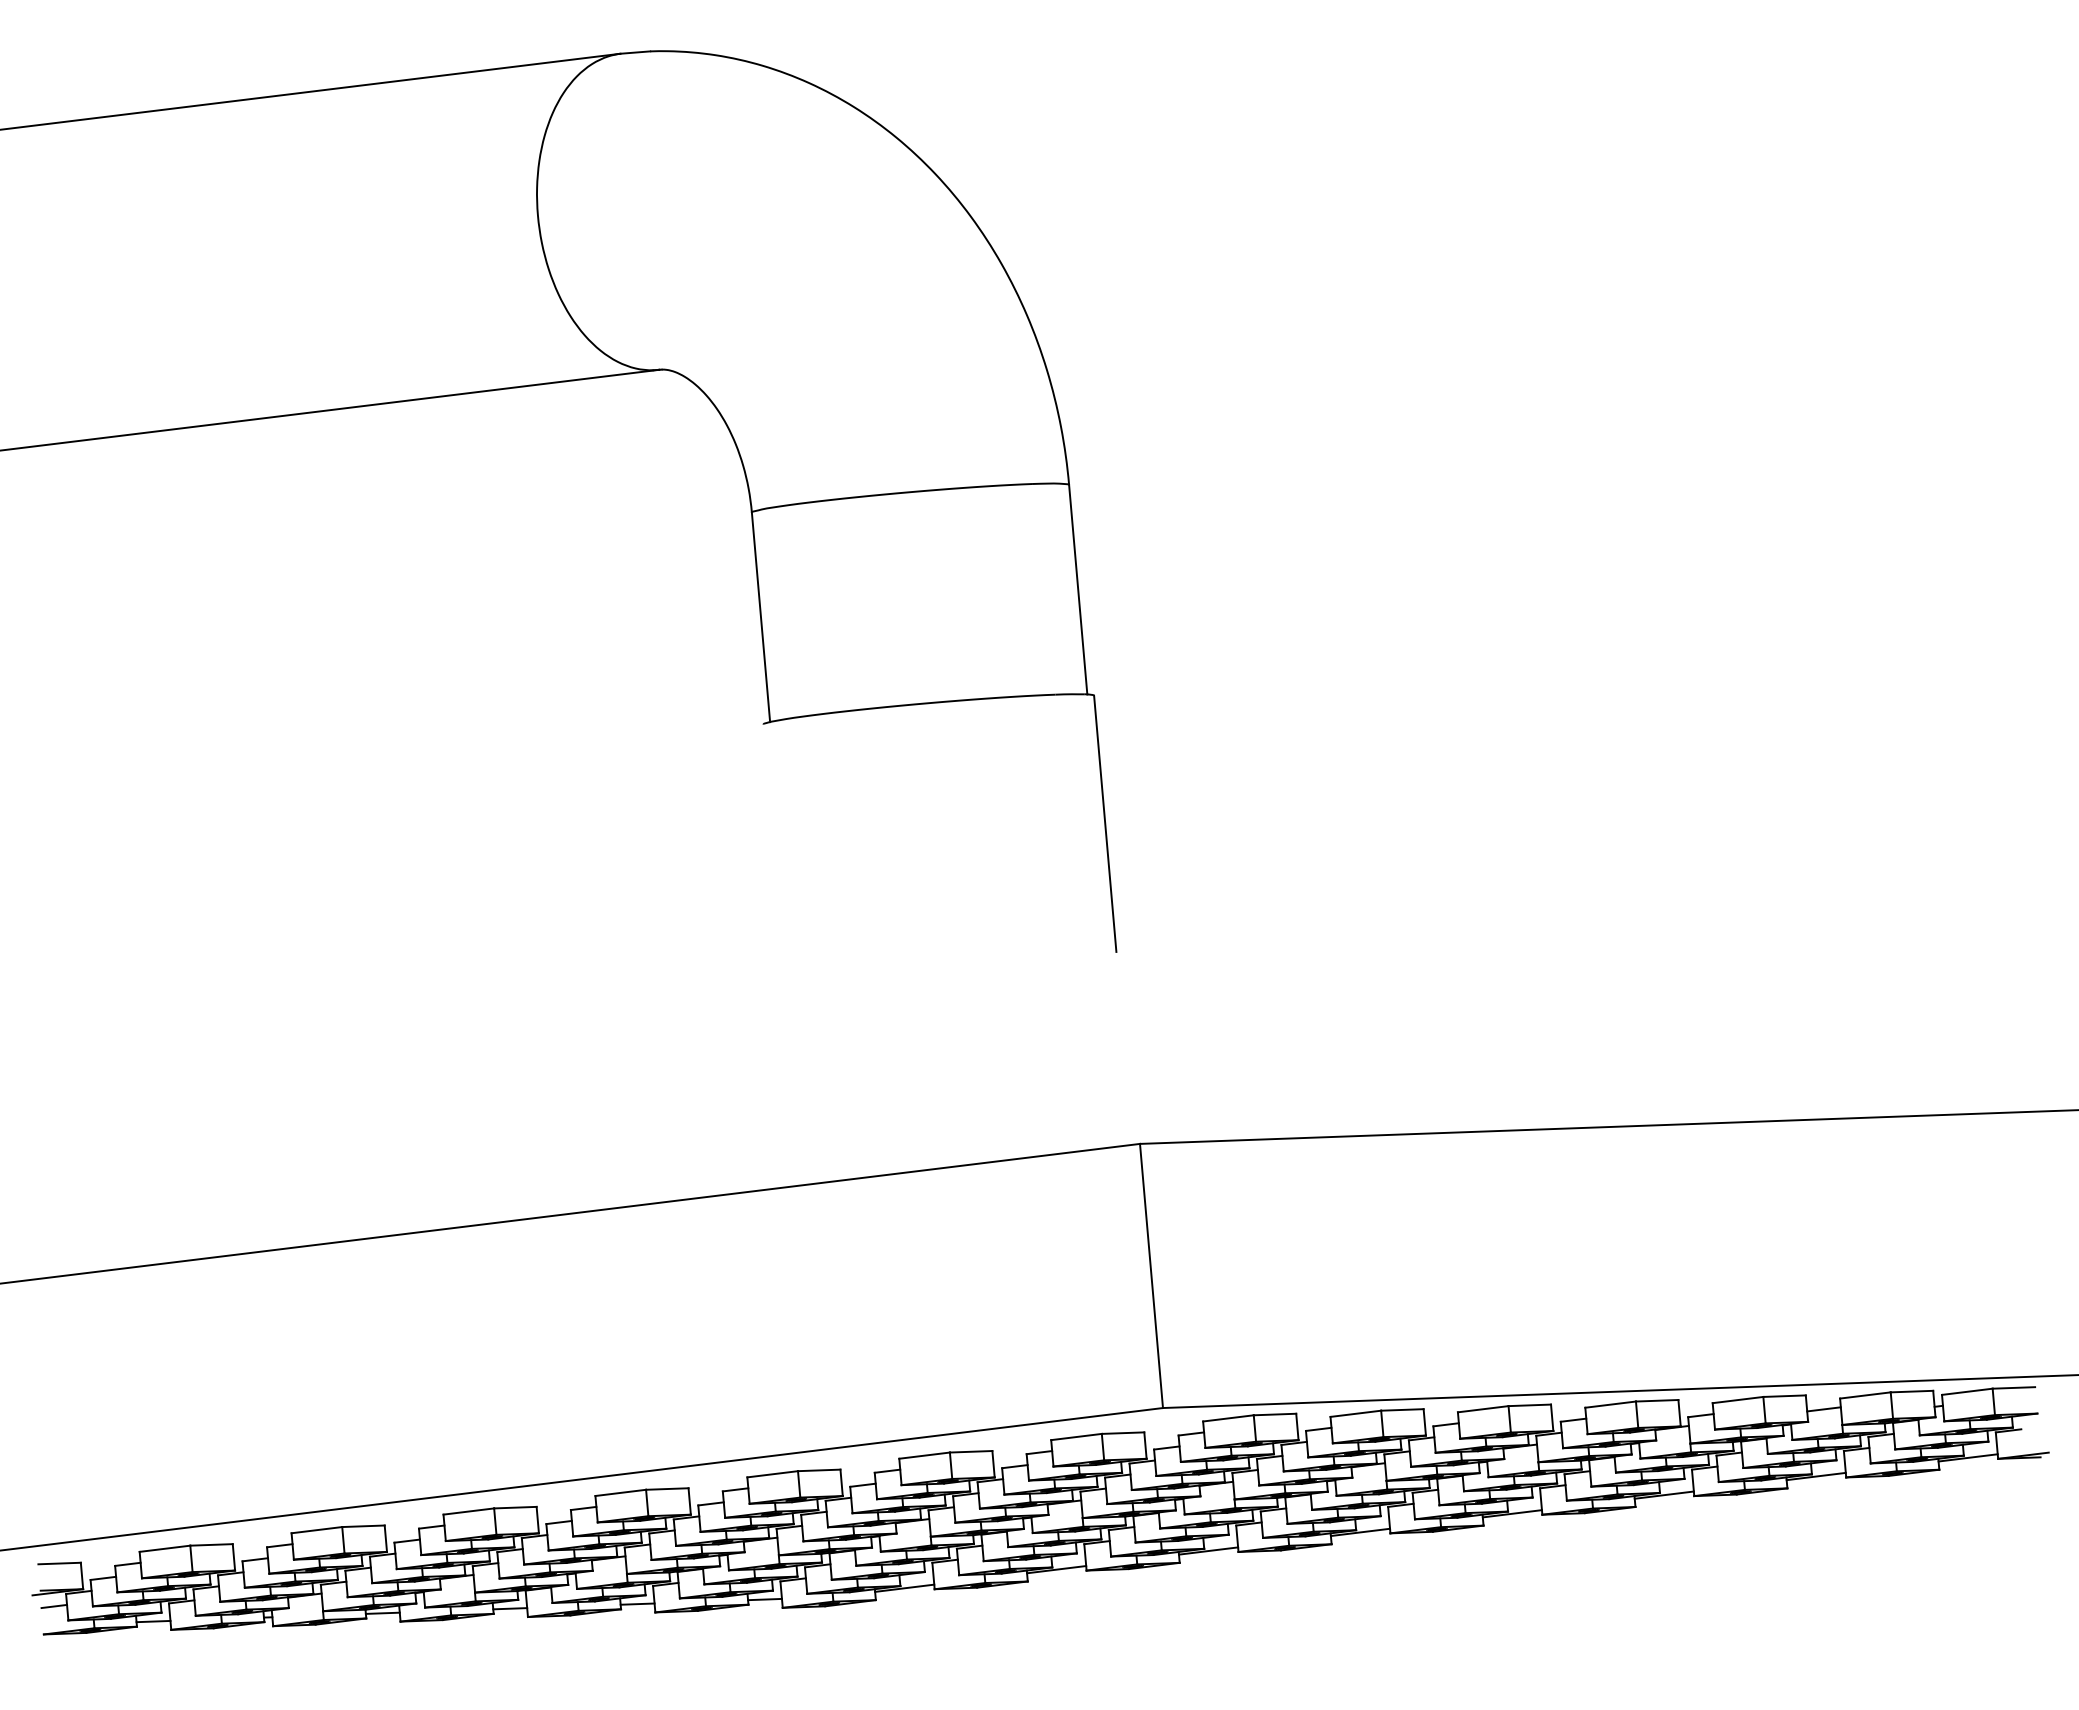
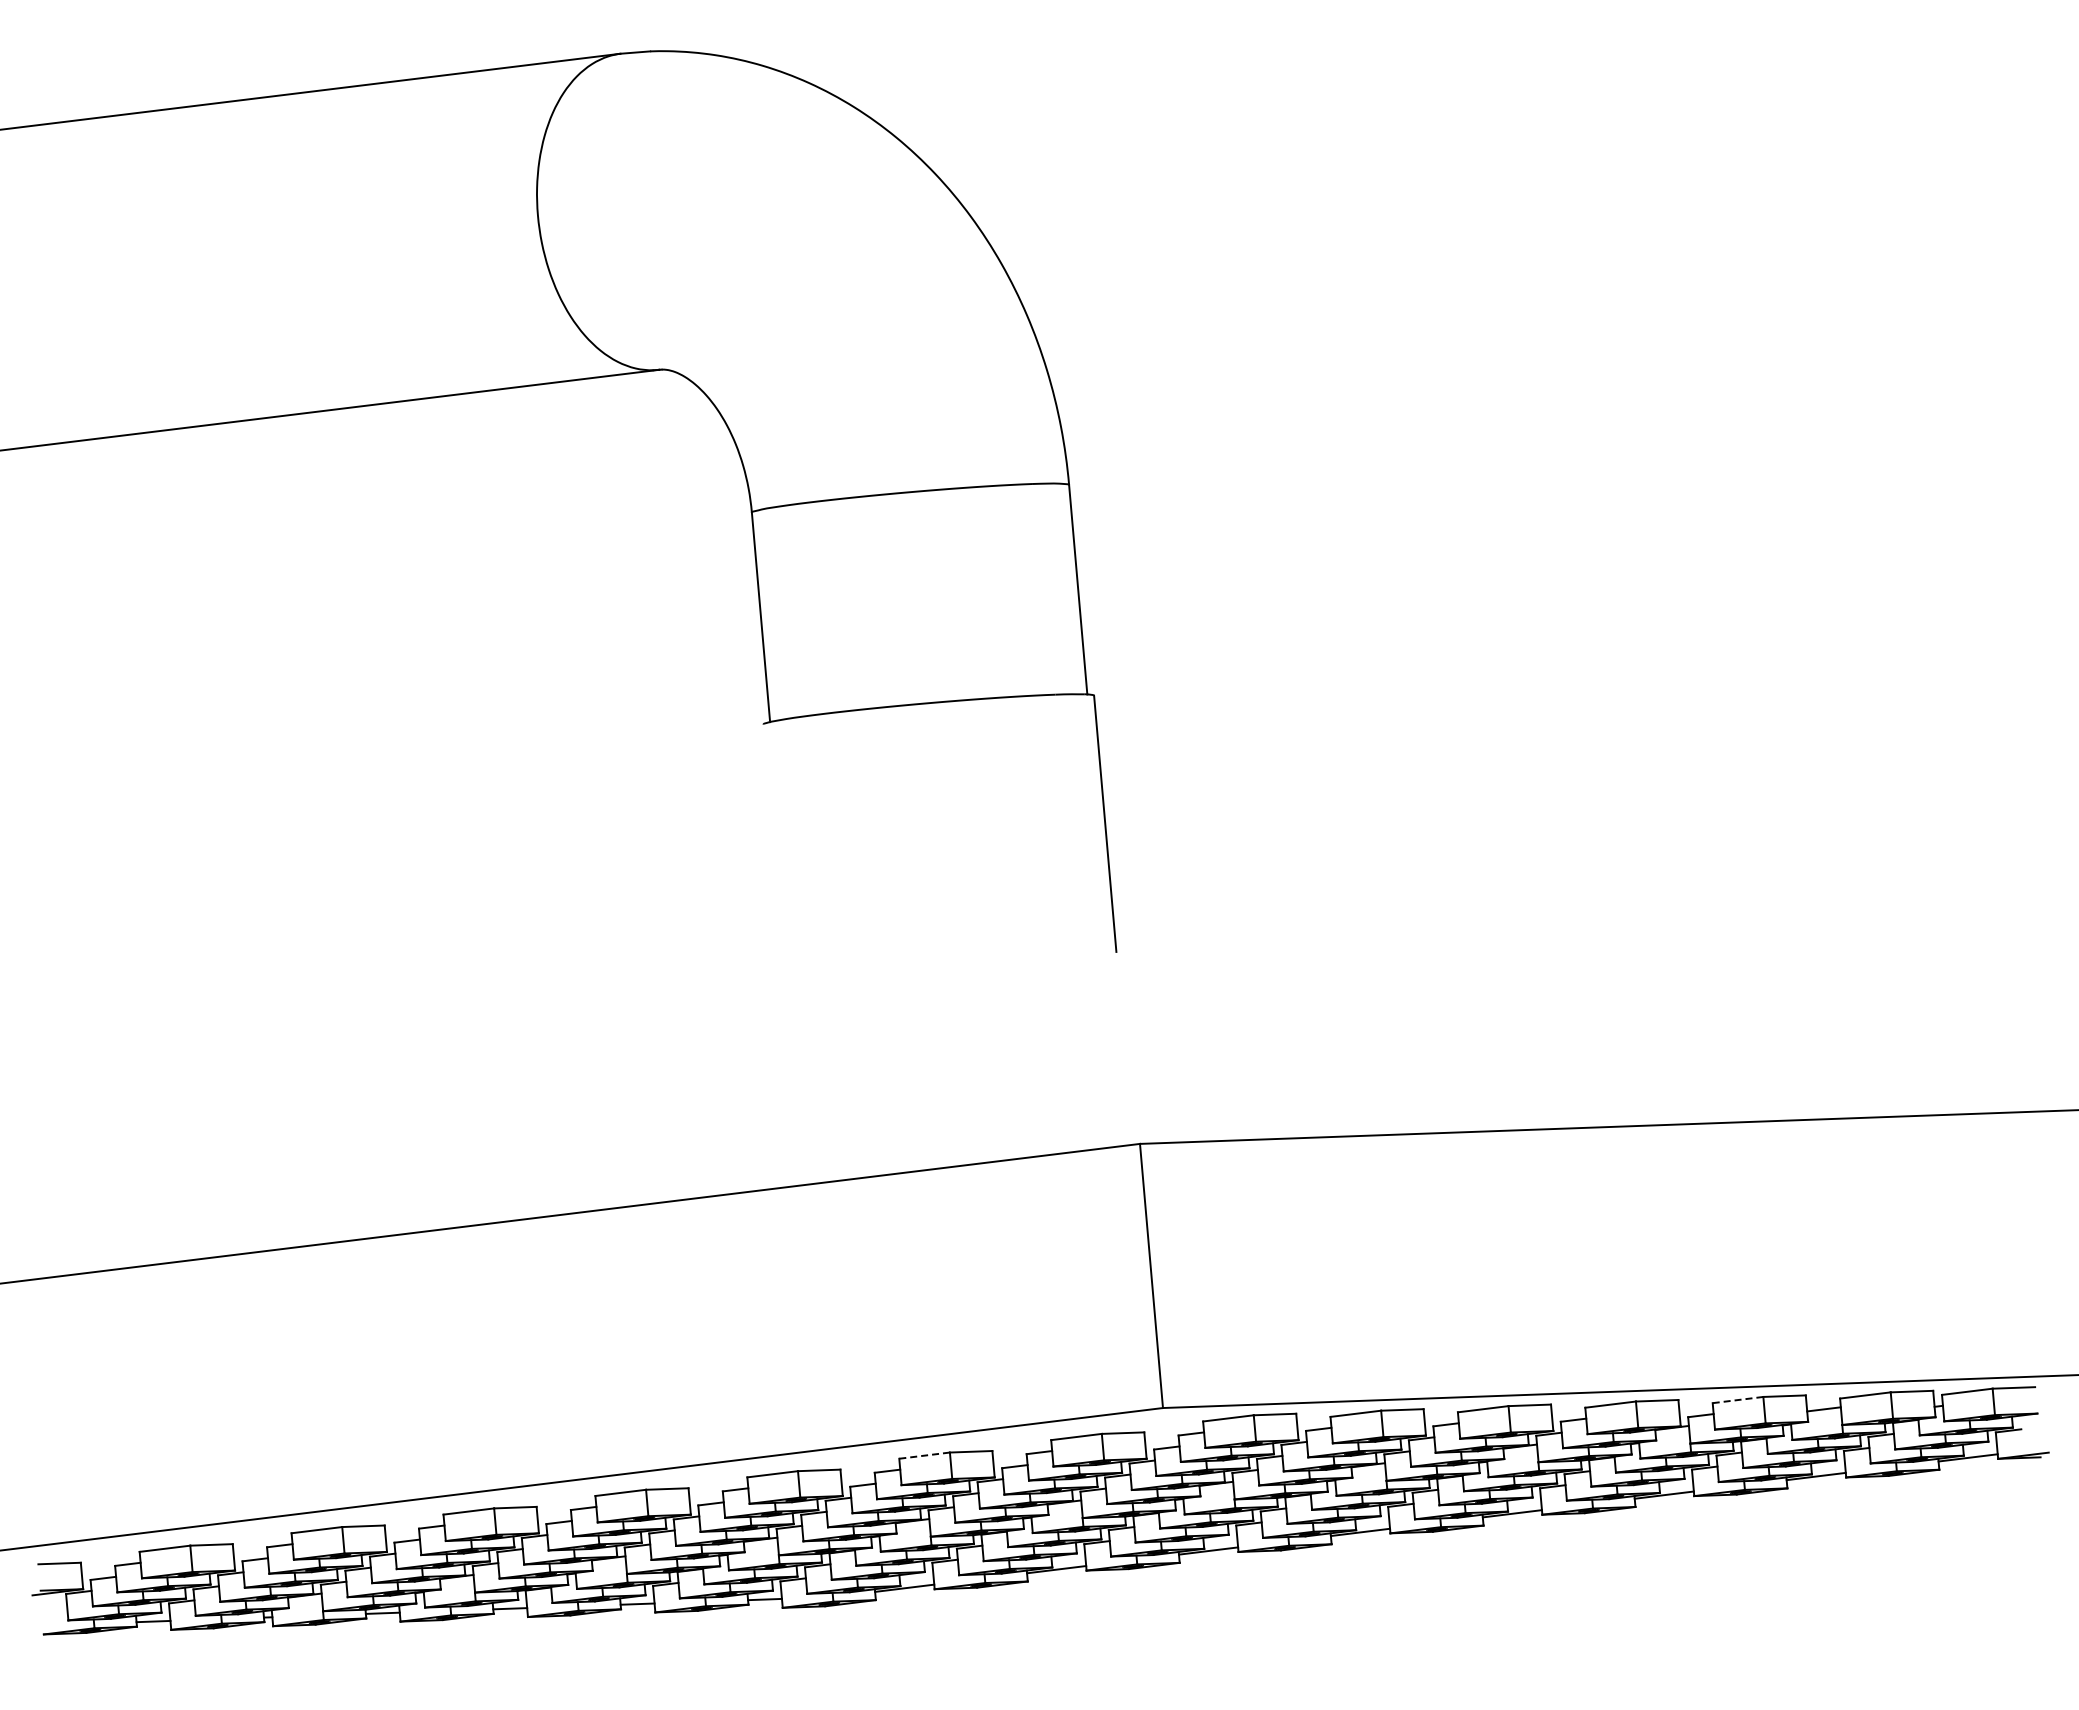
line: solid -> dashed (1738, 1400)
line: solid -> dashed (924, 1455)
line: present -> none (54, 1606)
